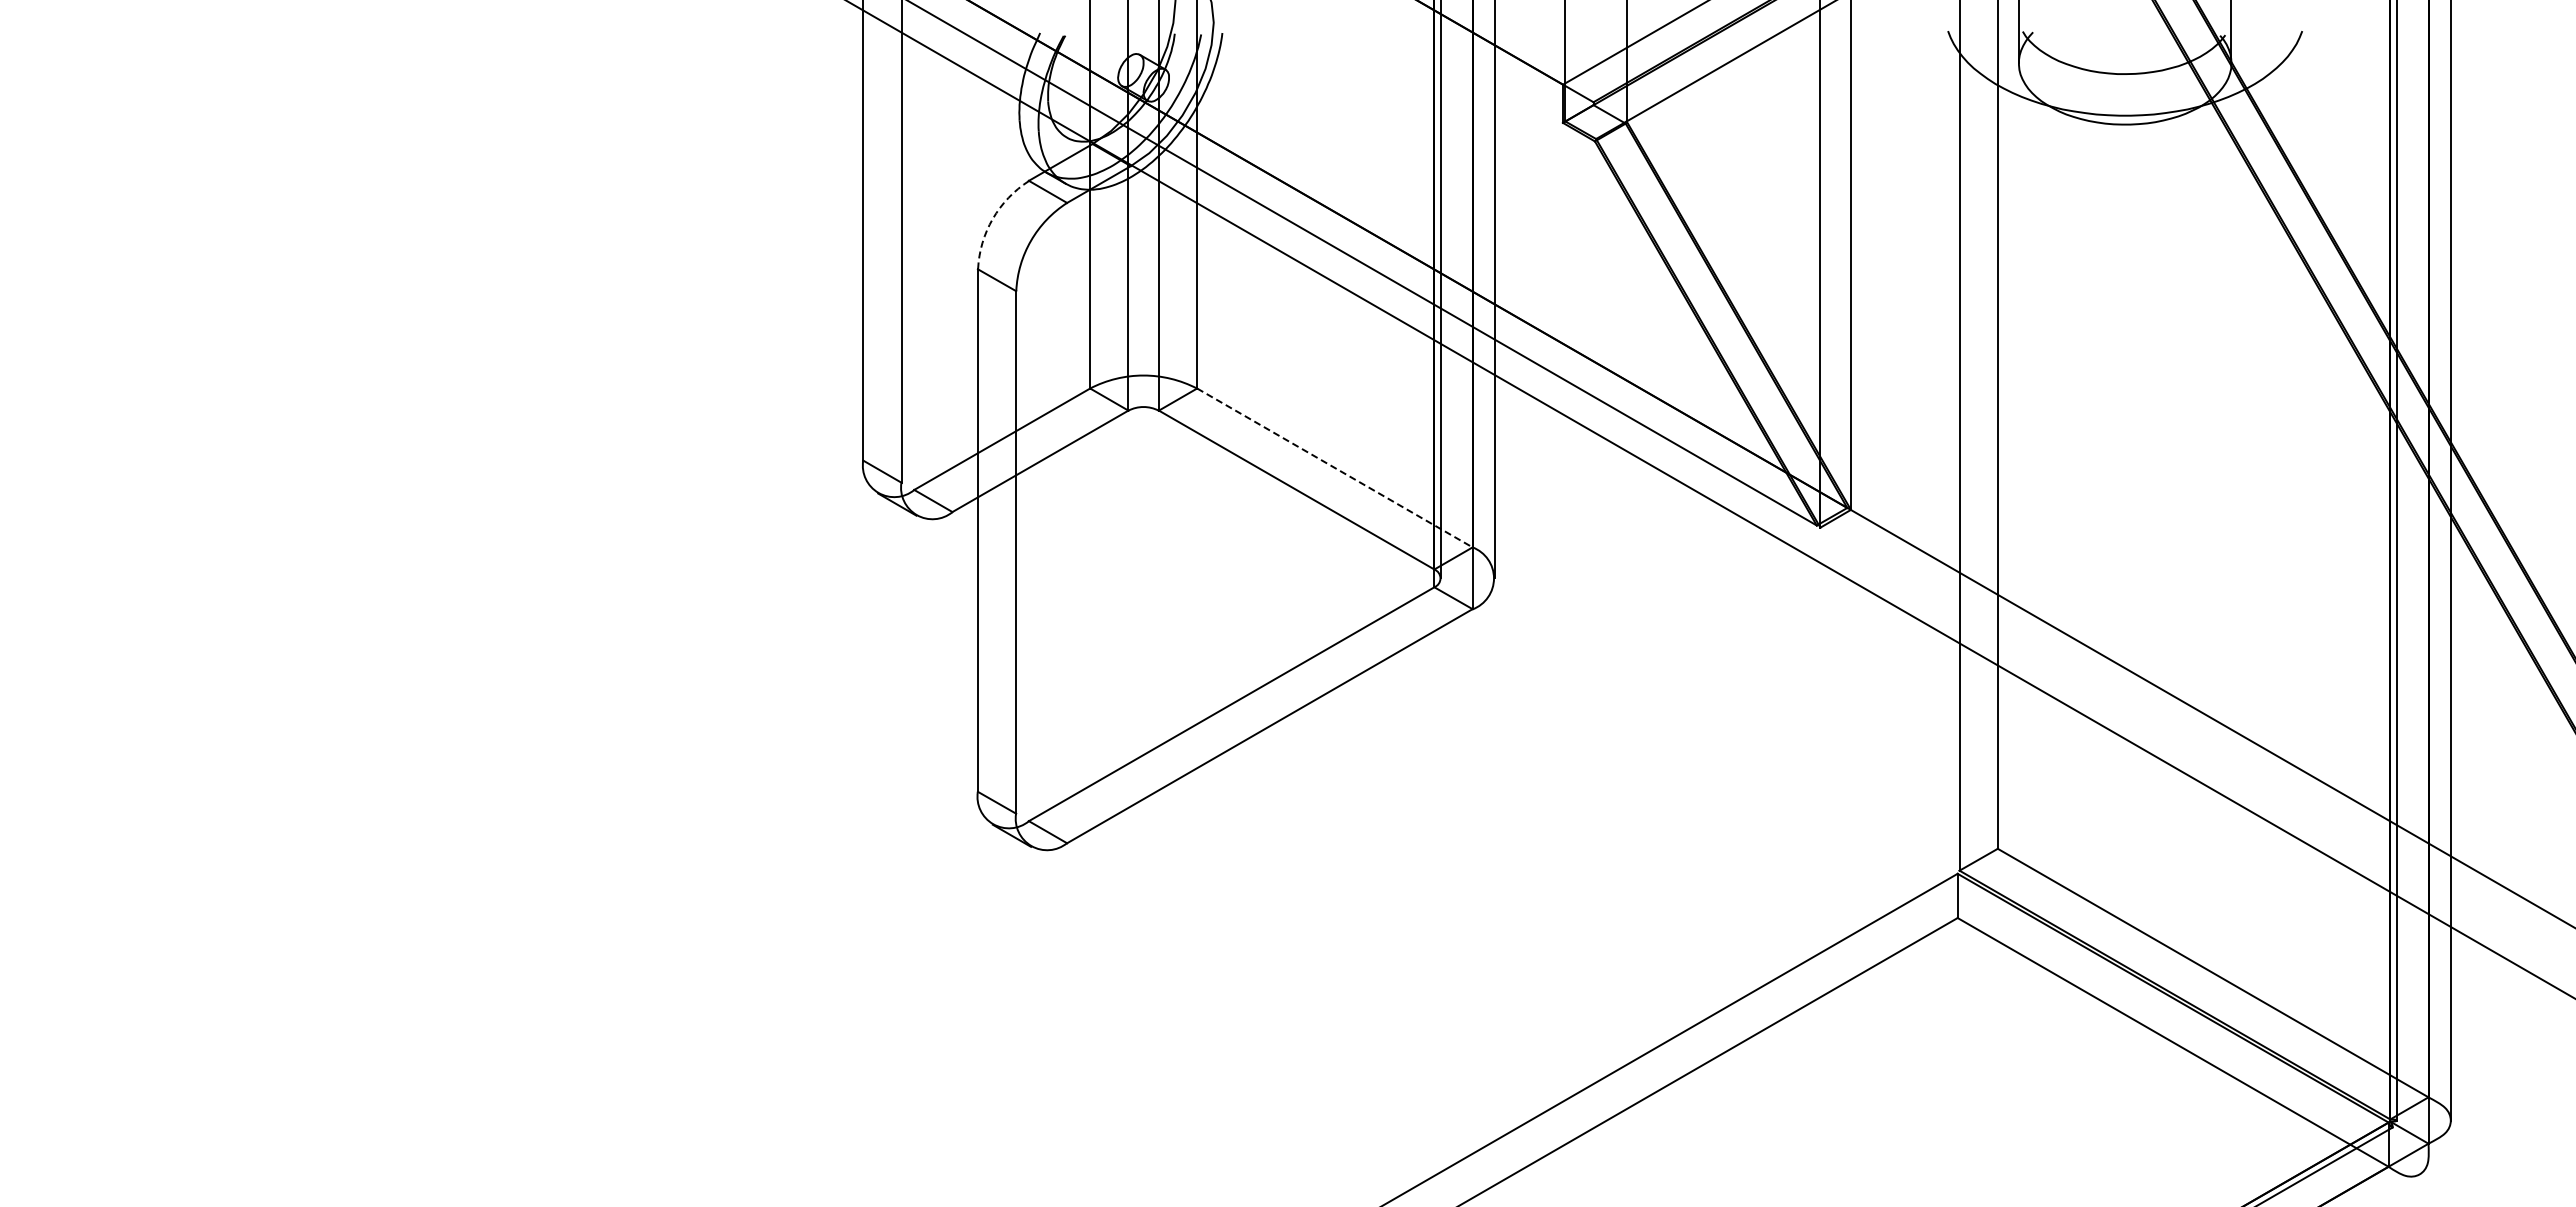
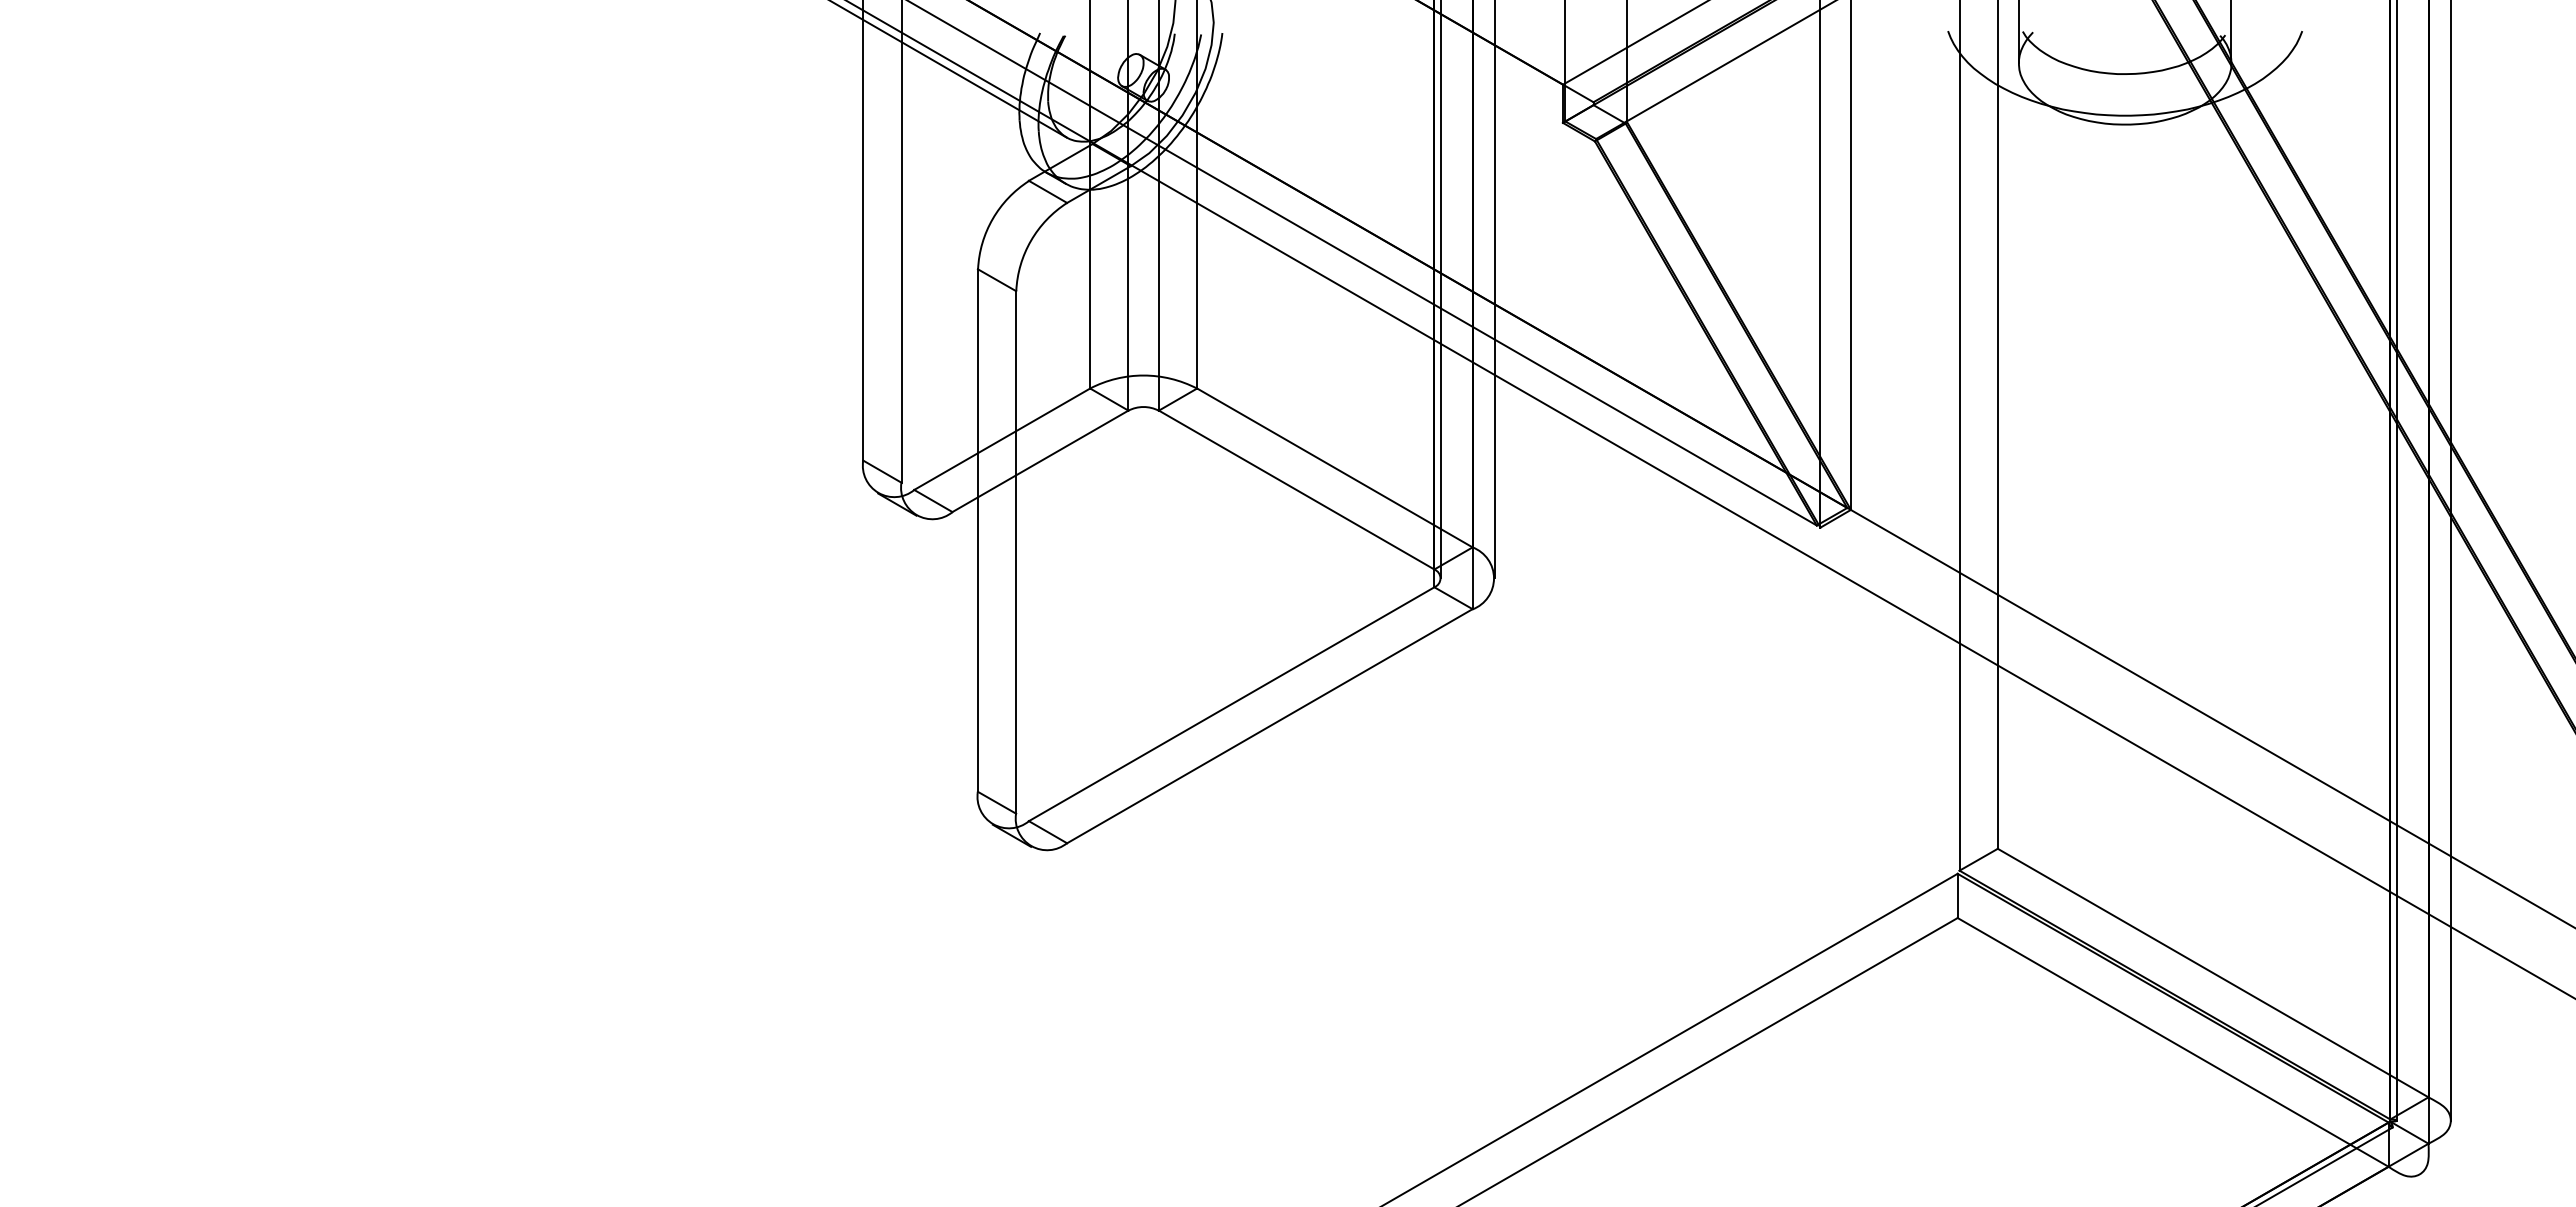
line: none -> present (949, 69)
arc: dashed -> solid (992, 218)
line: dashed -> solid (1334, 467)
